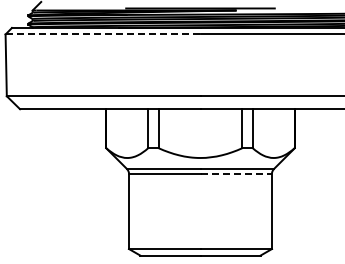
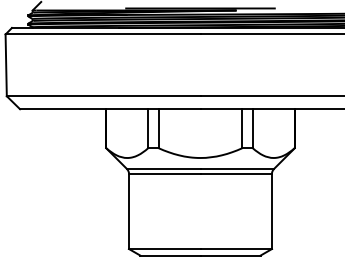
line: dashed -> solid (103, 34)
line: dashed -> solid (236, 173)
